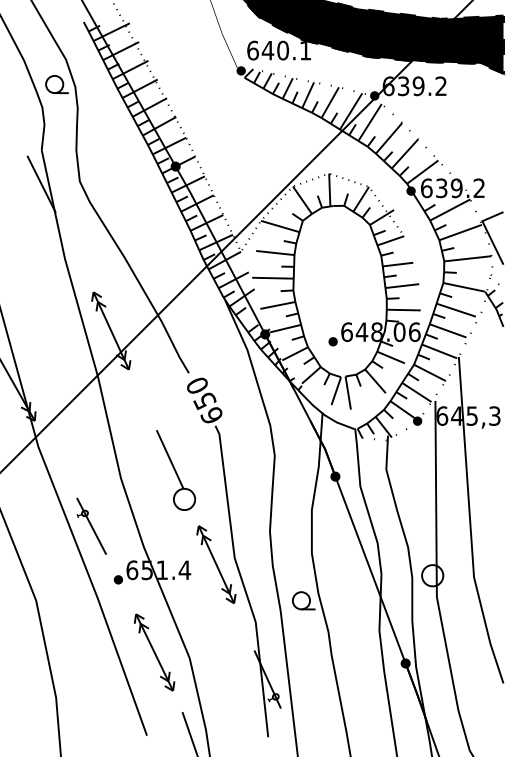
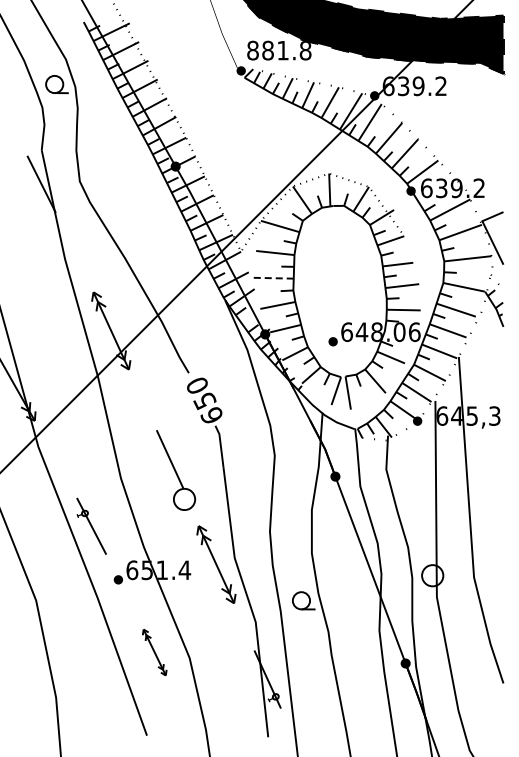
text: 640.1 -> 881.8 (279, 50)
line: solid -> dashed (272, 278)
part size: 42x79 px -> 26x48 px (154, 652)
line: present -> none (189, 733)
